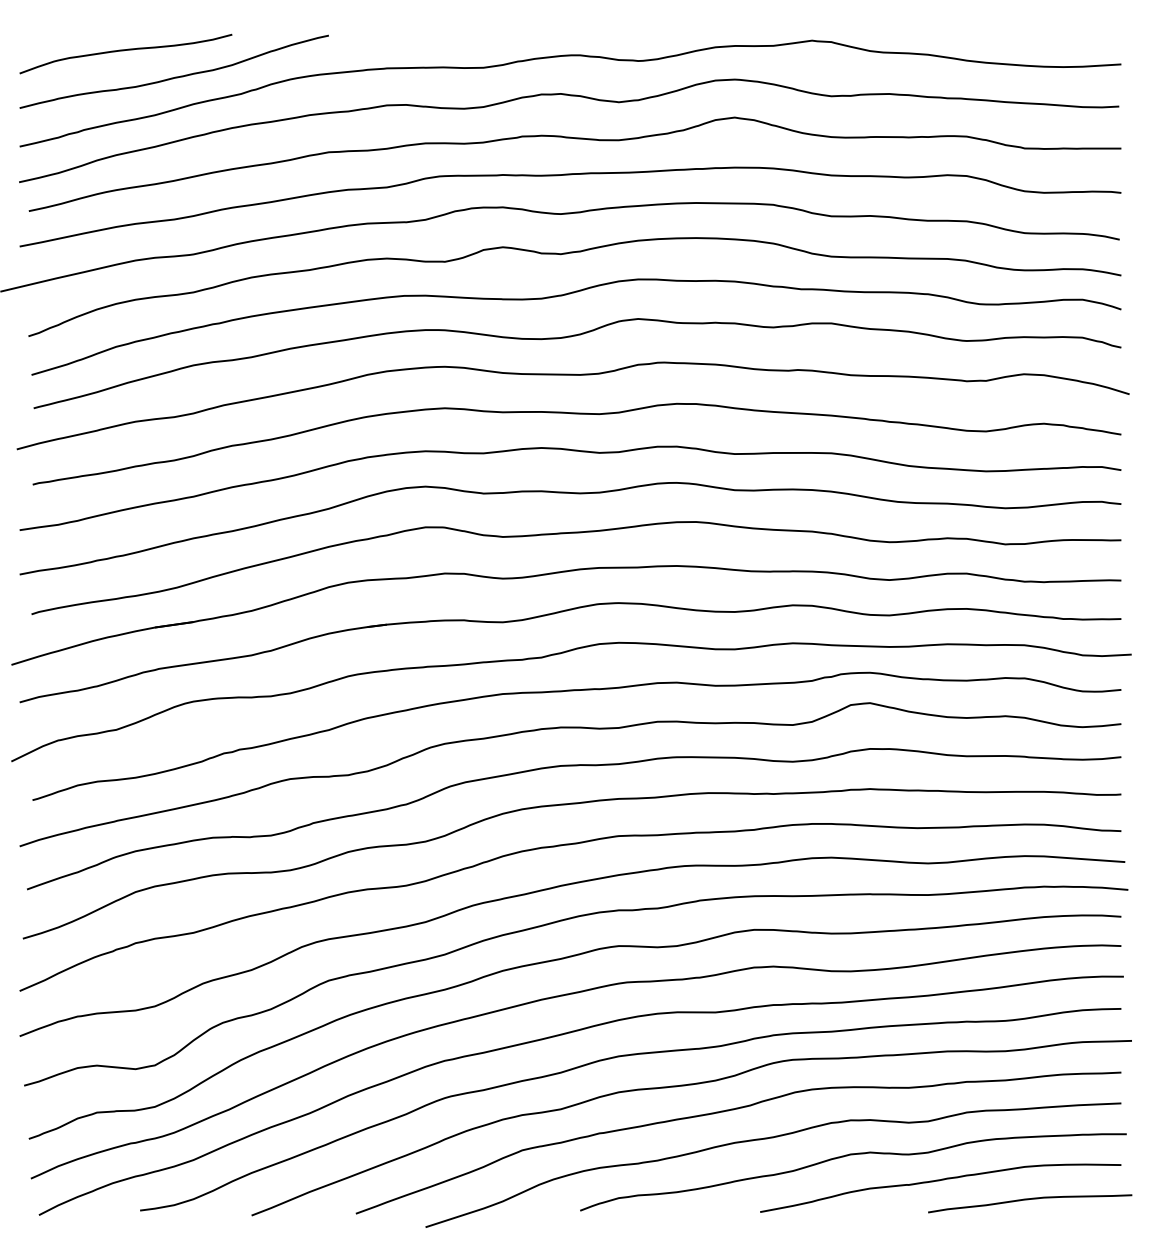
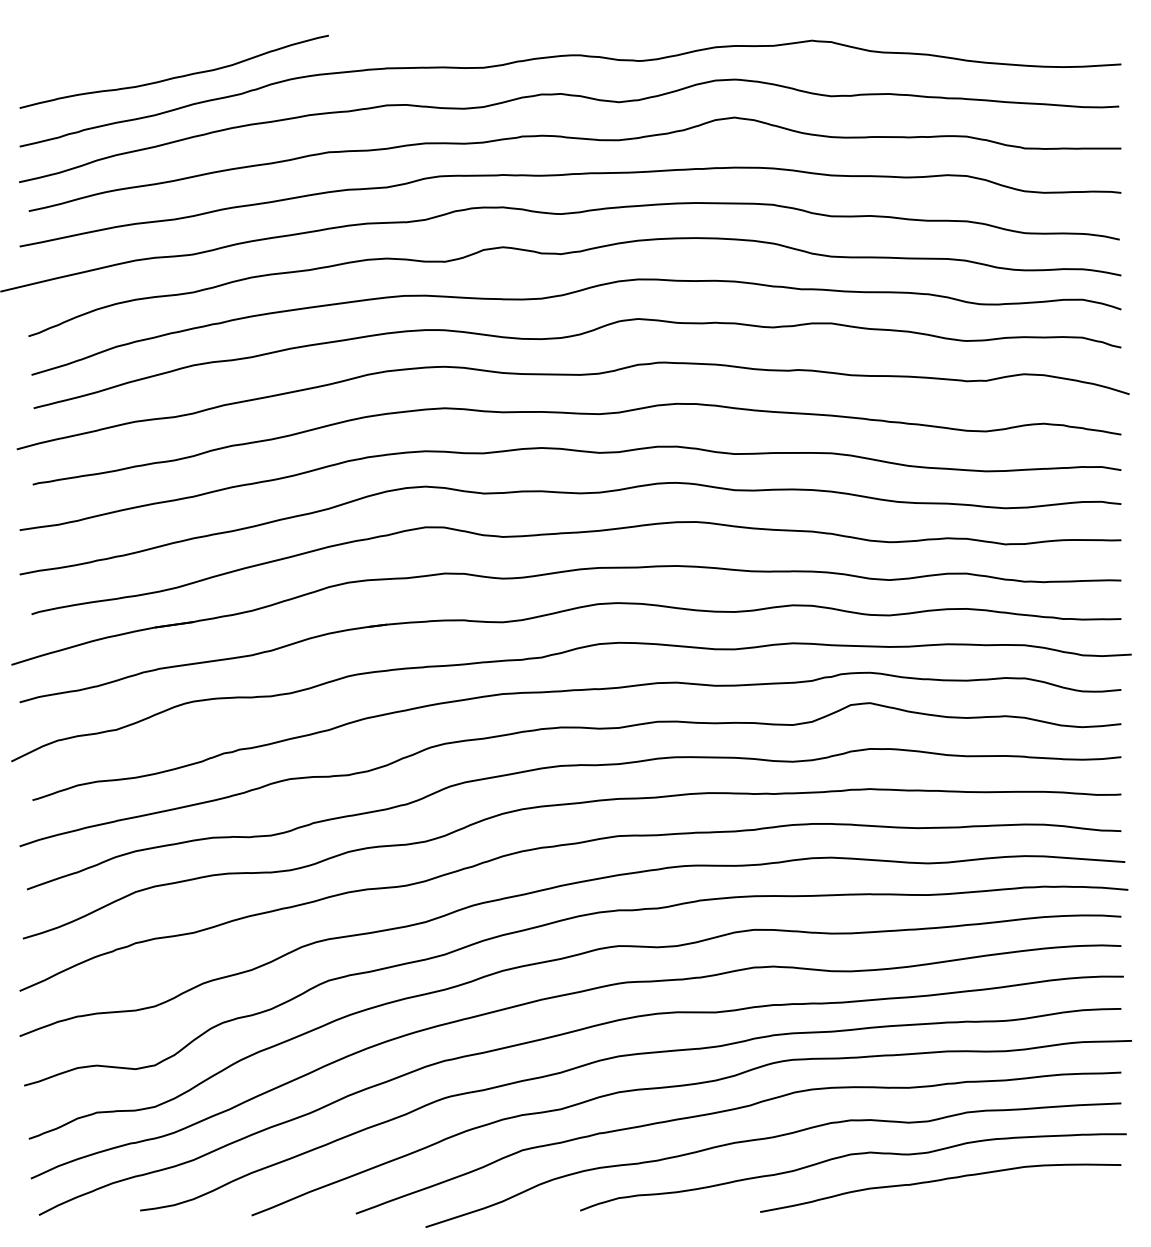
curve: present -> none (124, 51)
curve: present -> none (1028, 1200)
